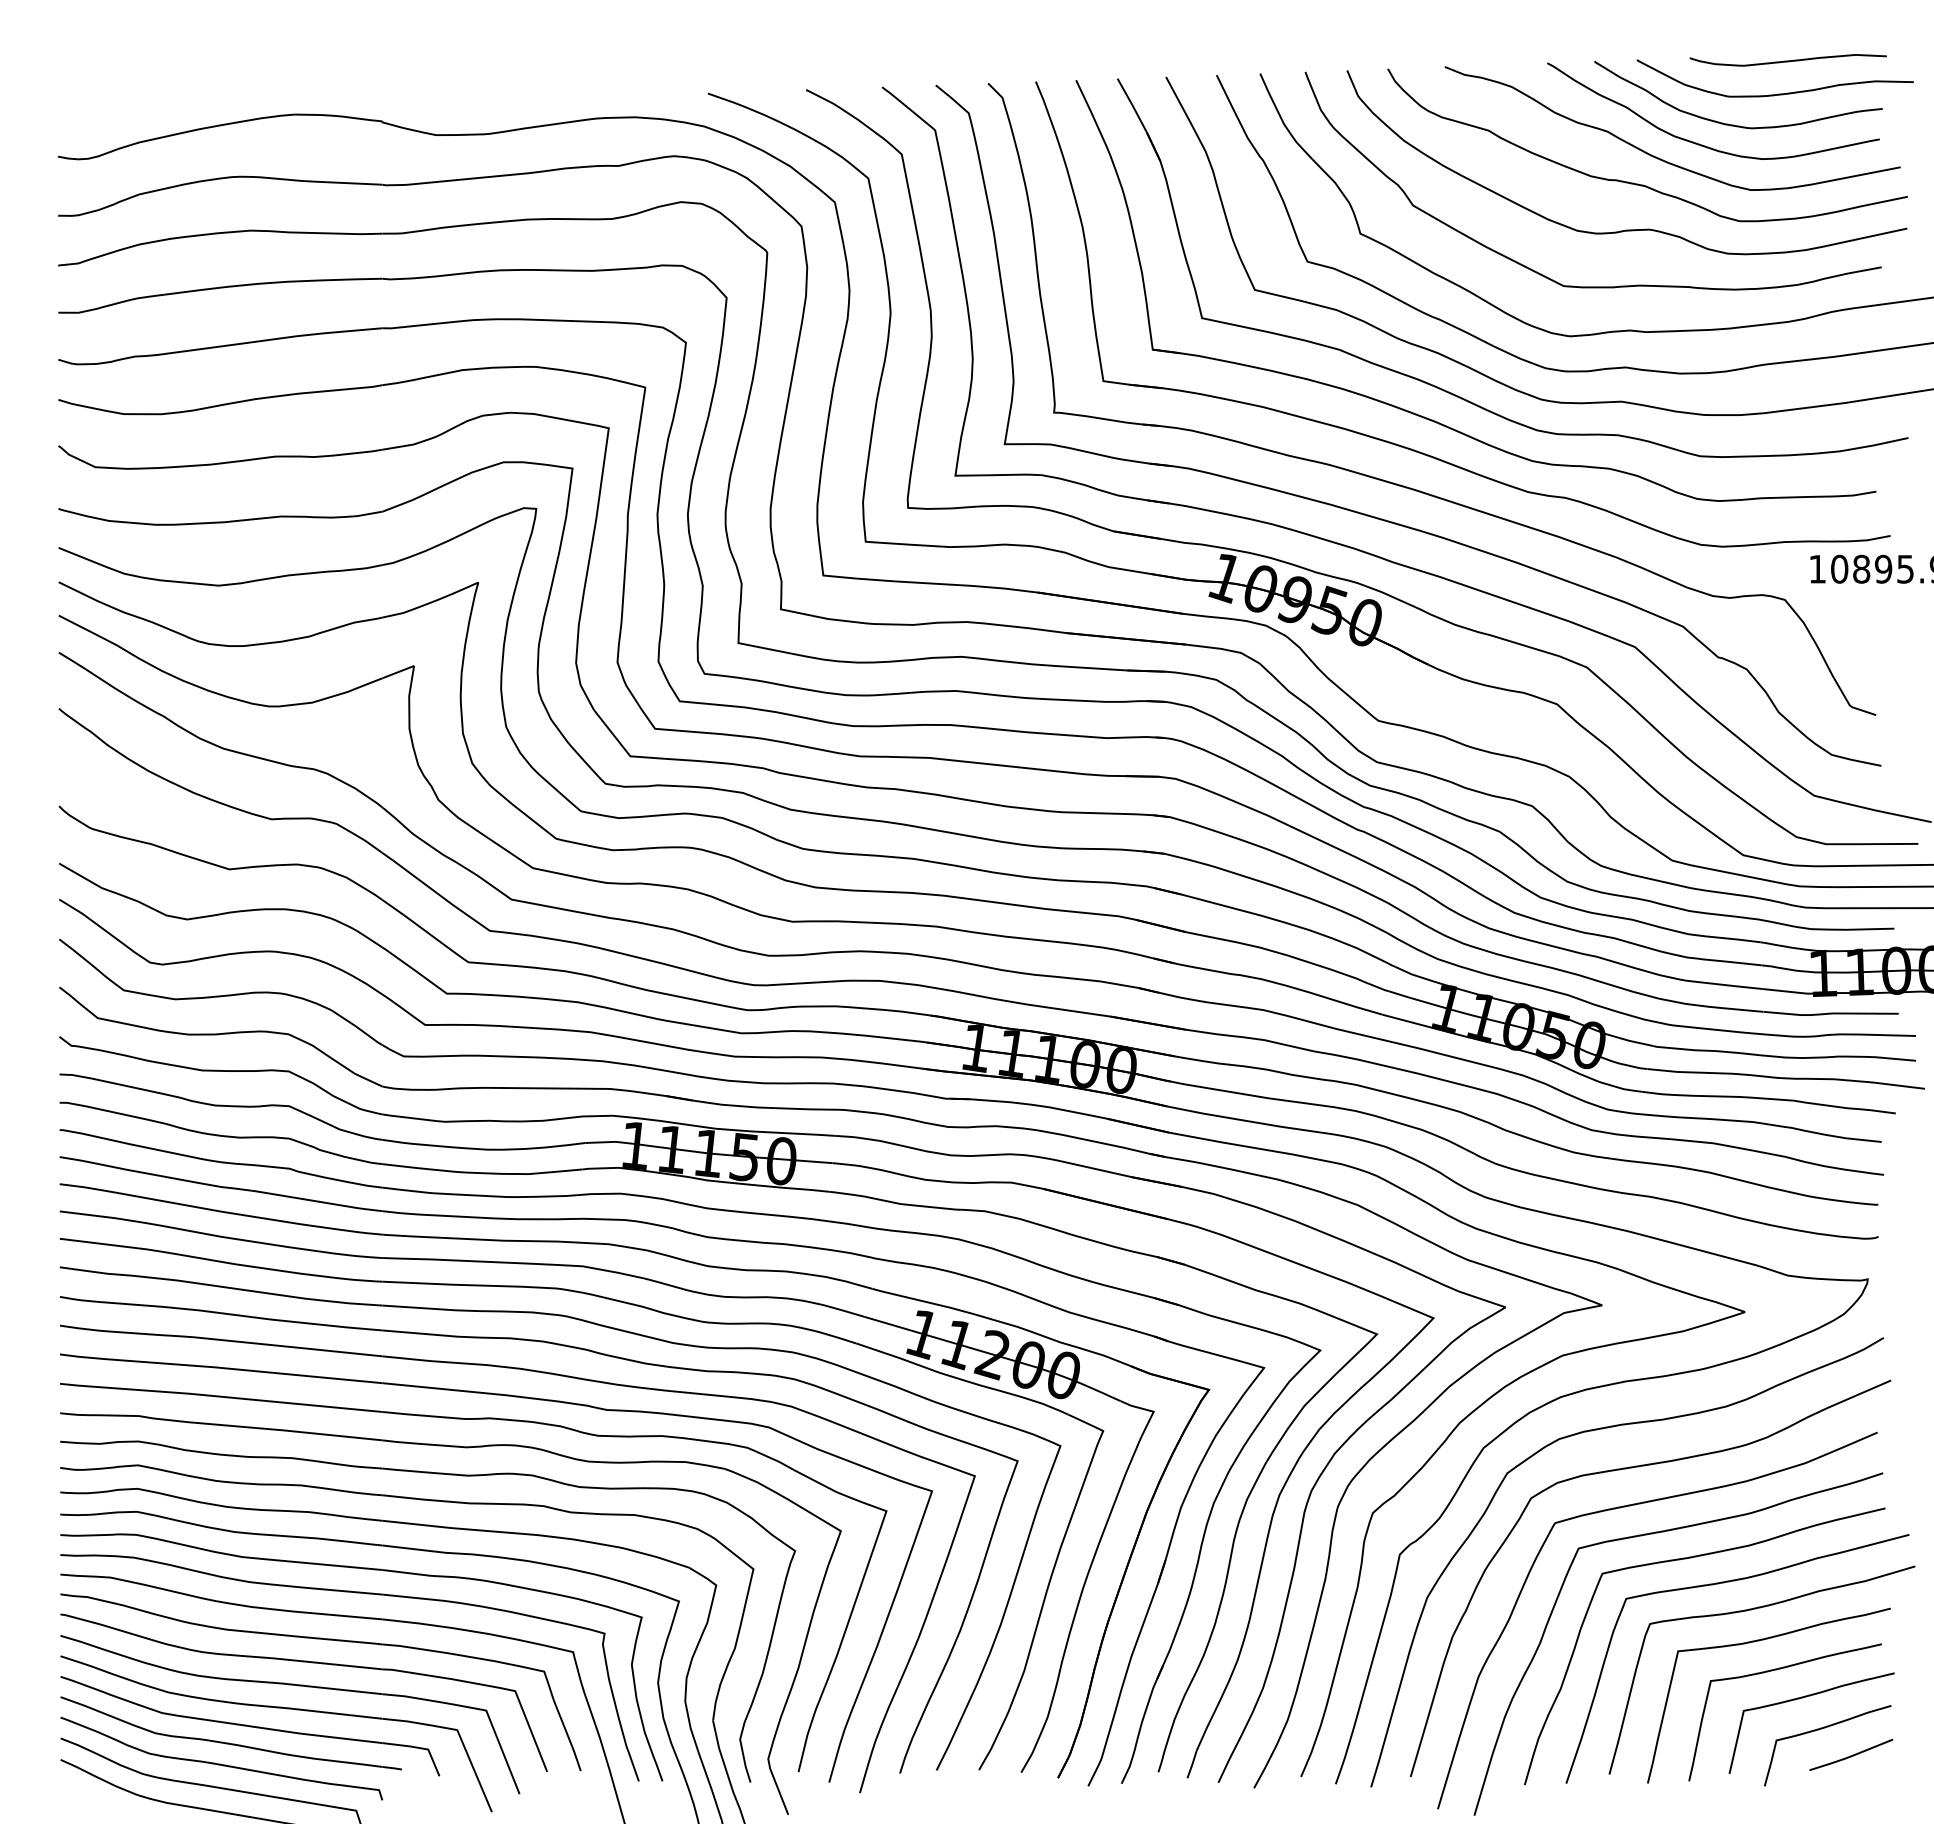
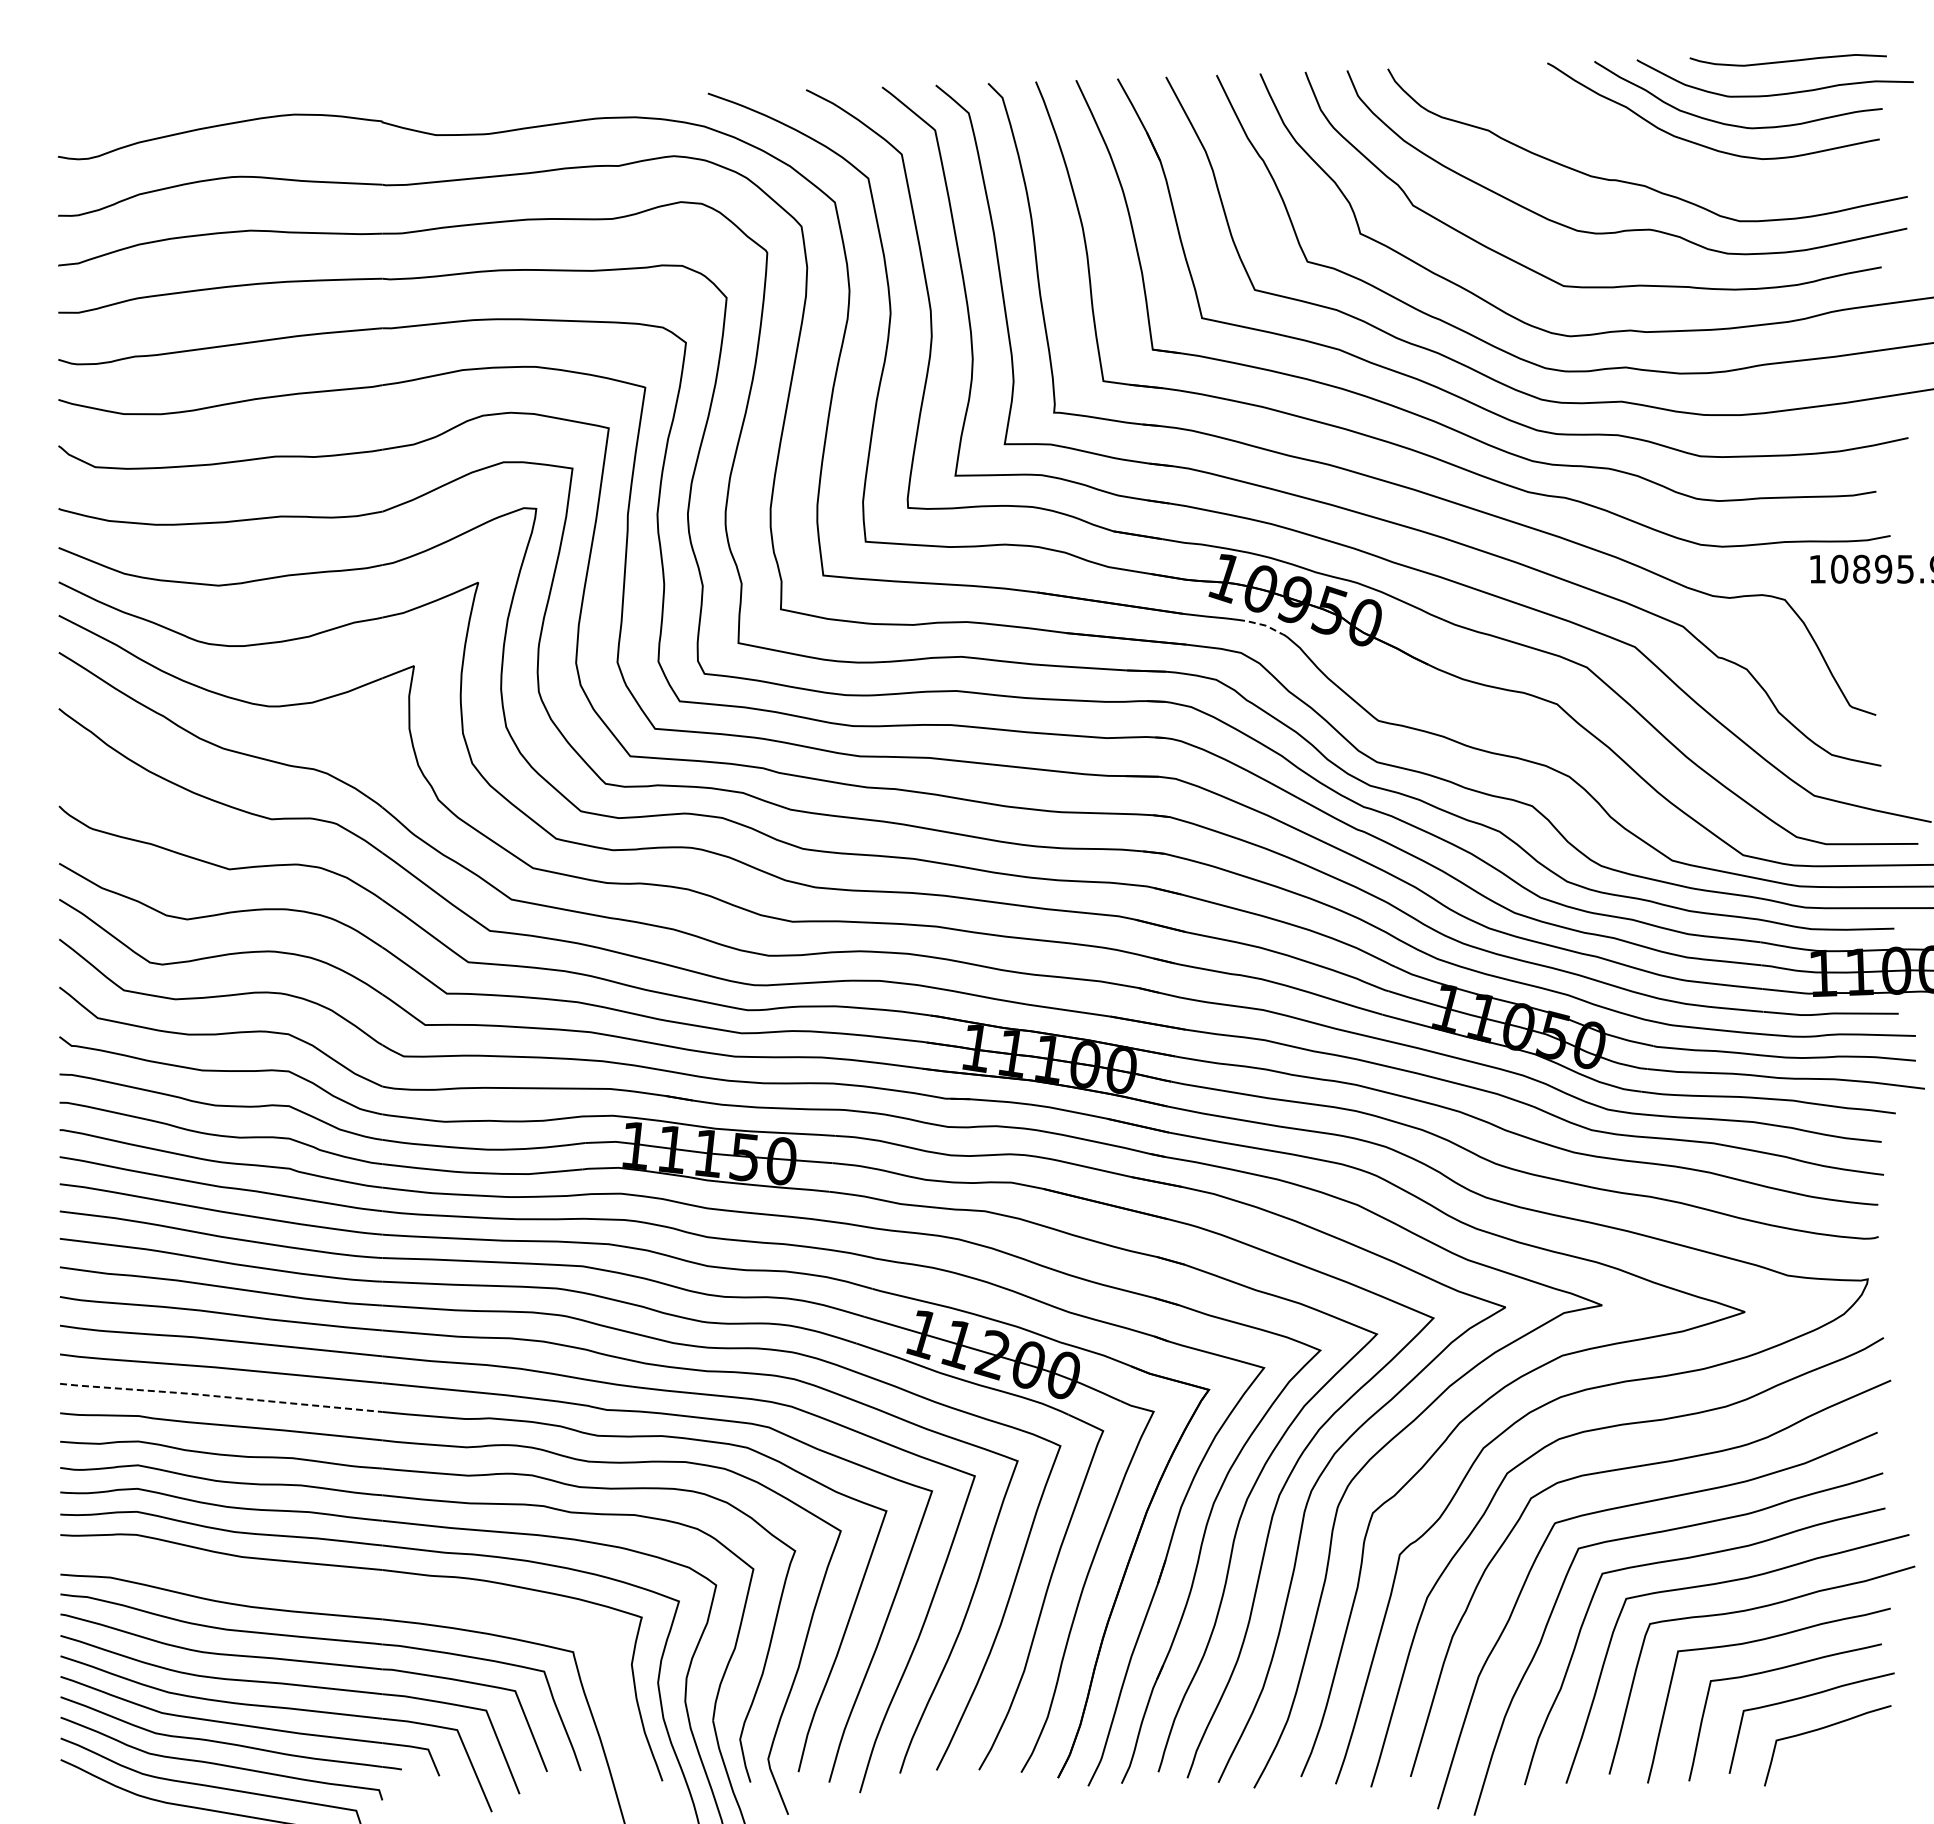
curve: present -> none (1661, 158)
line: solid -> dashed (1261, 624)
line: solid -> dashed (220, 1396)
part: present -> none (355, 1593)
curve: present -> none (1852, 1754)
